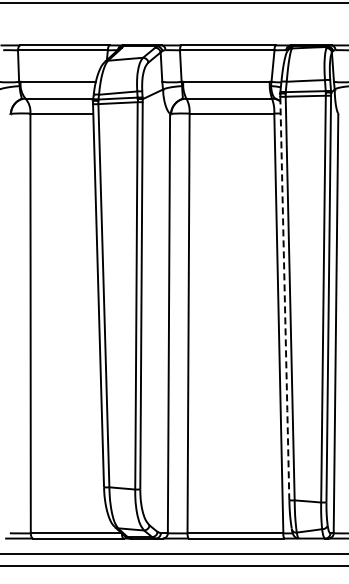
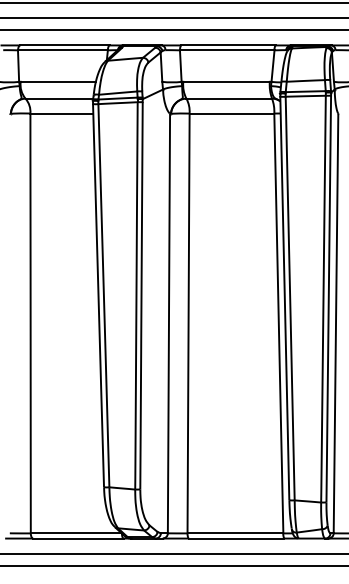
line: none -> present (173, 17)
line: none -> present (173, 30)
line: dashed -> solid (284, 298)
